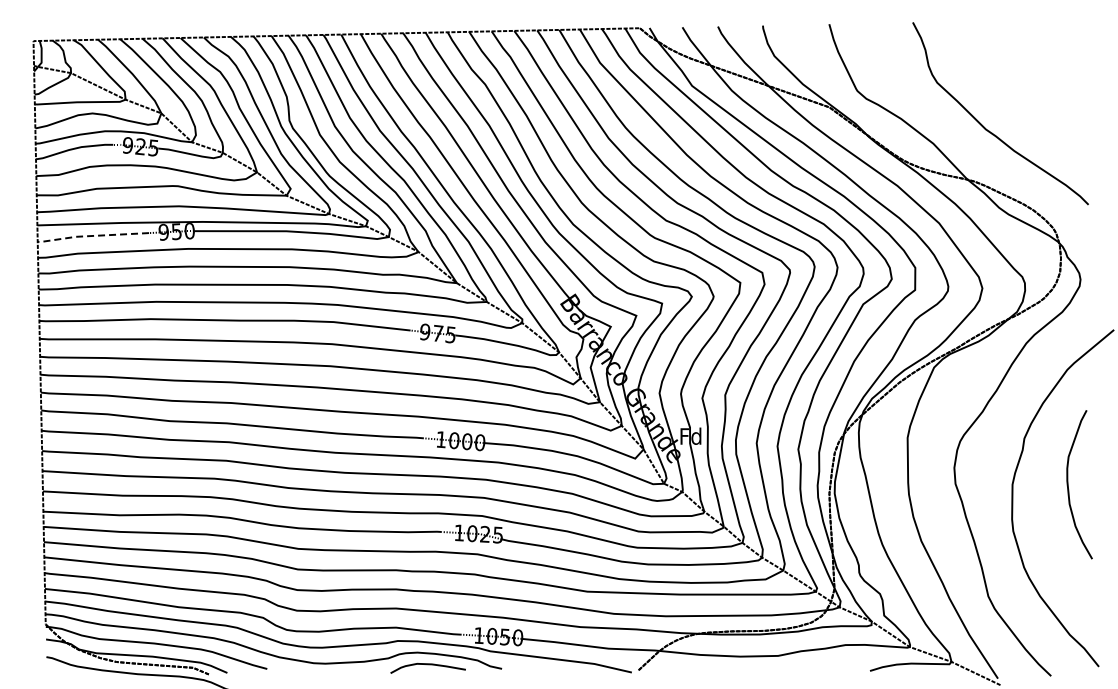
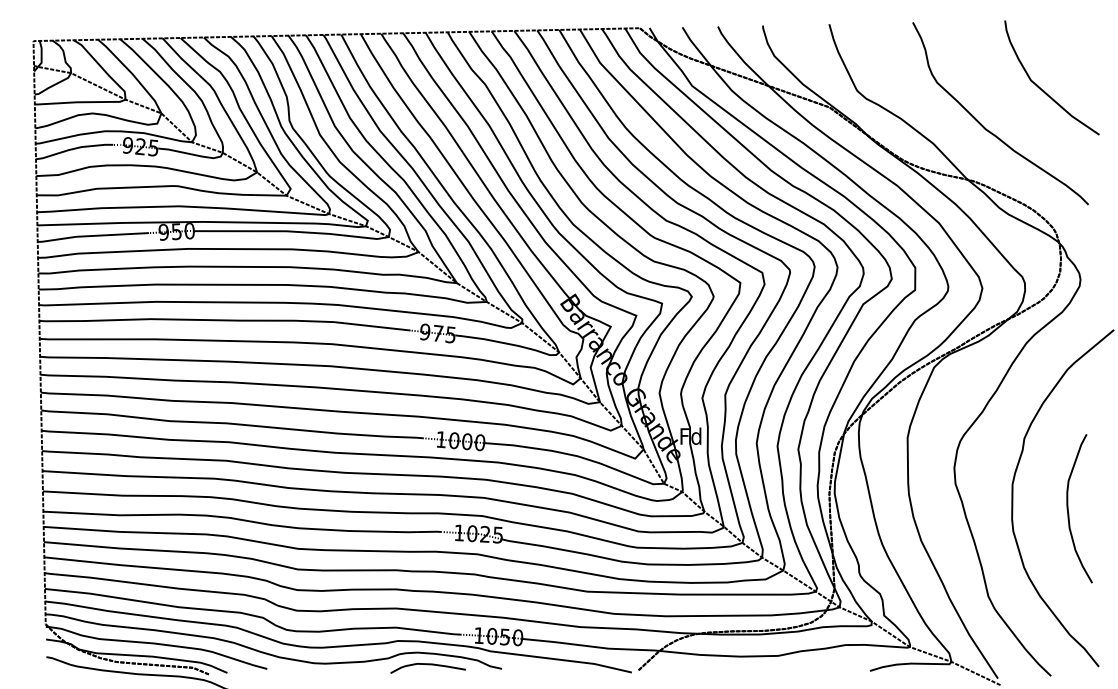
curve: none -> present (1044, 90)
line: dashed -> solid (91, 236)
curve position: (1068, 484) -> (1068, 508) (1068, 508)
